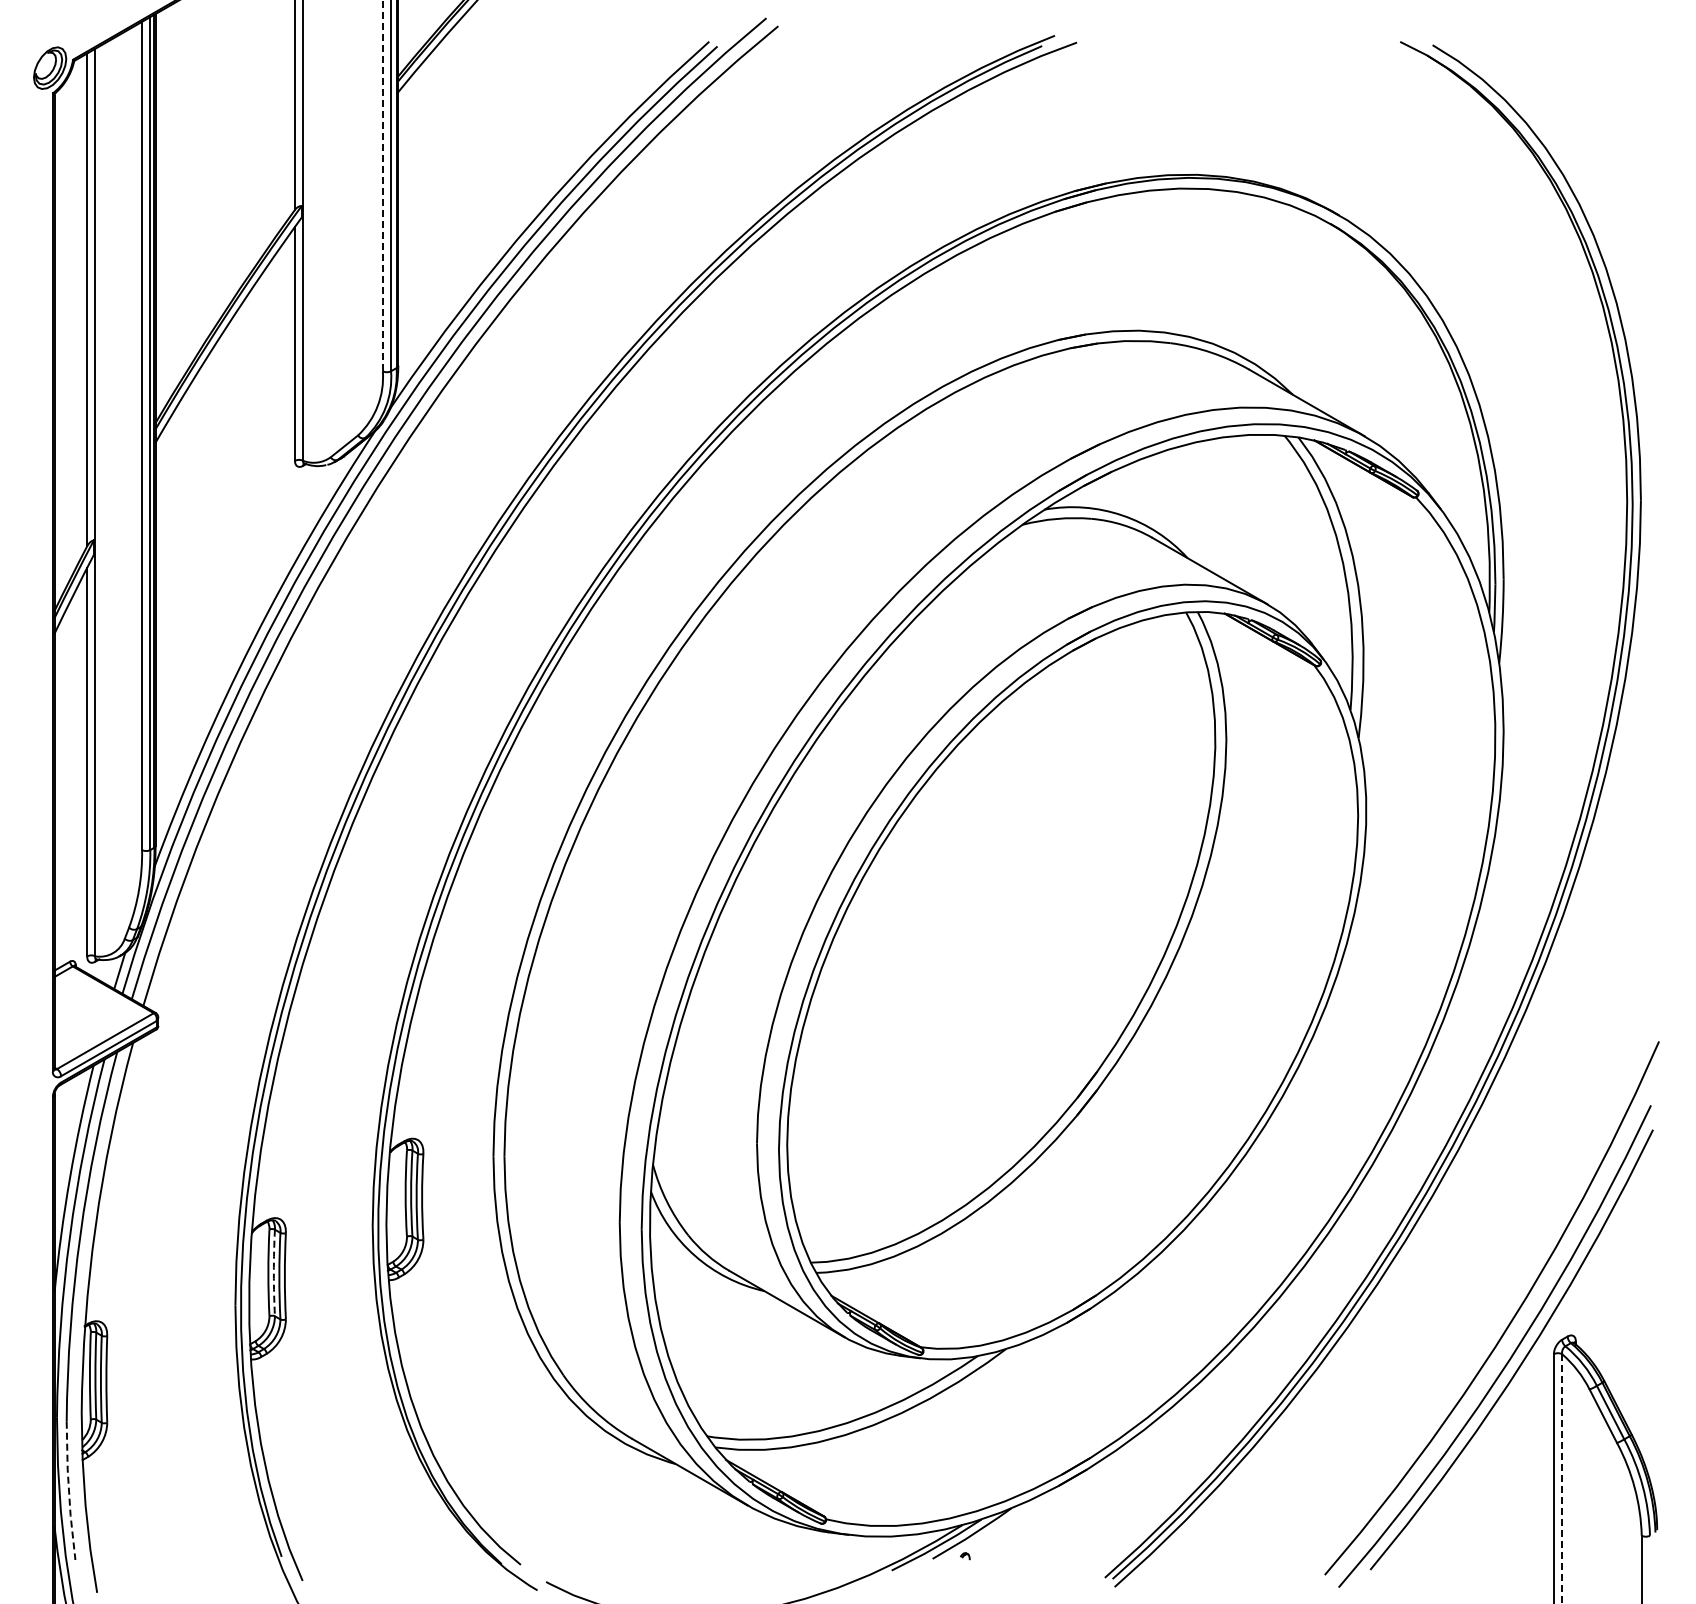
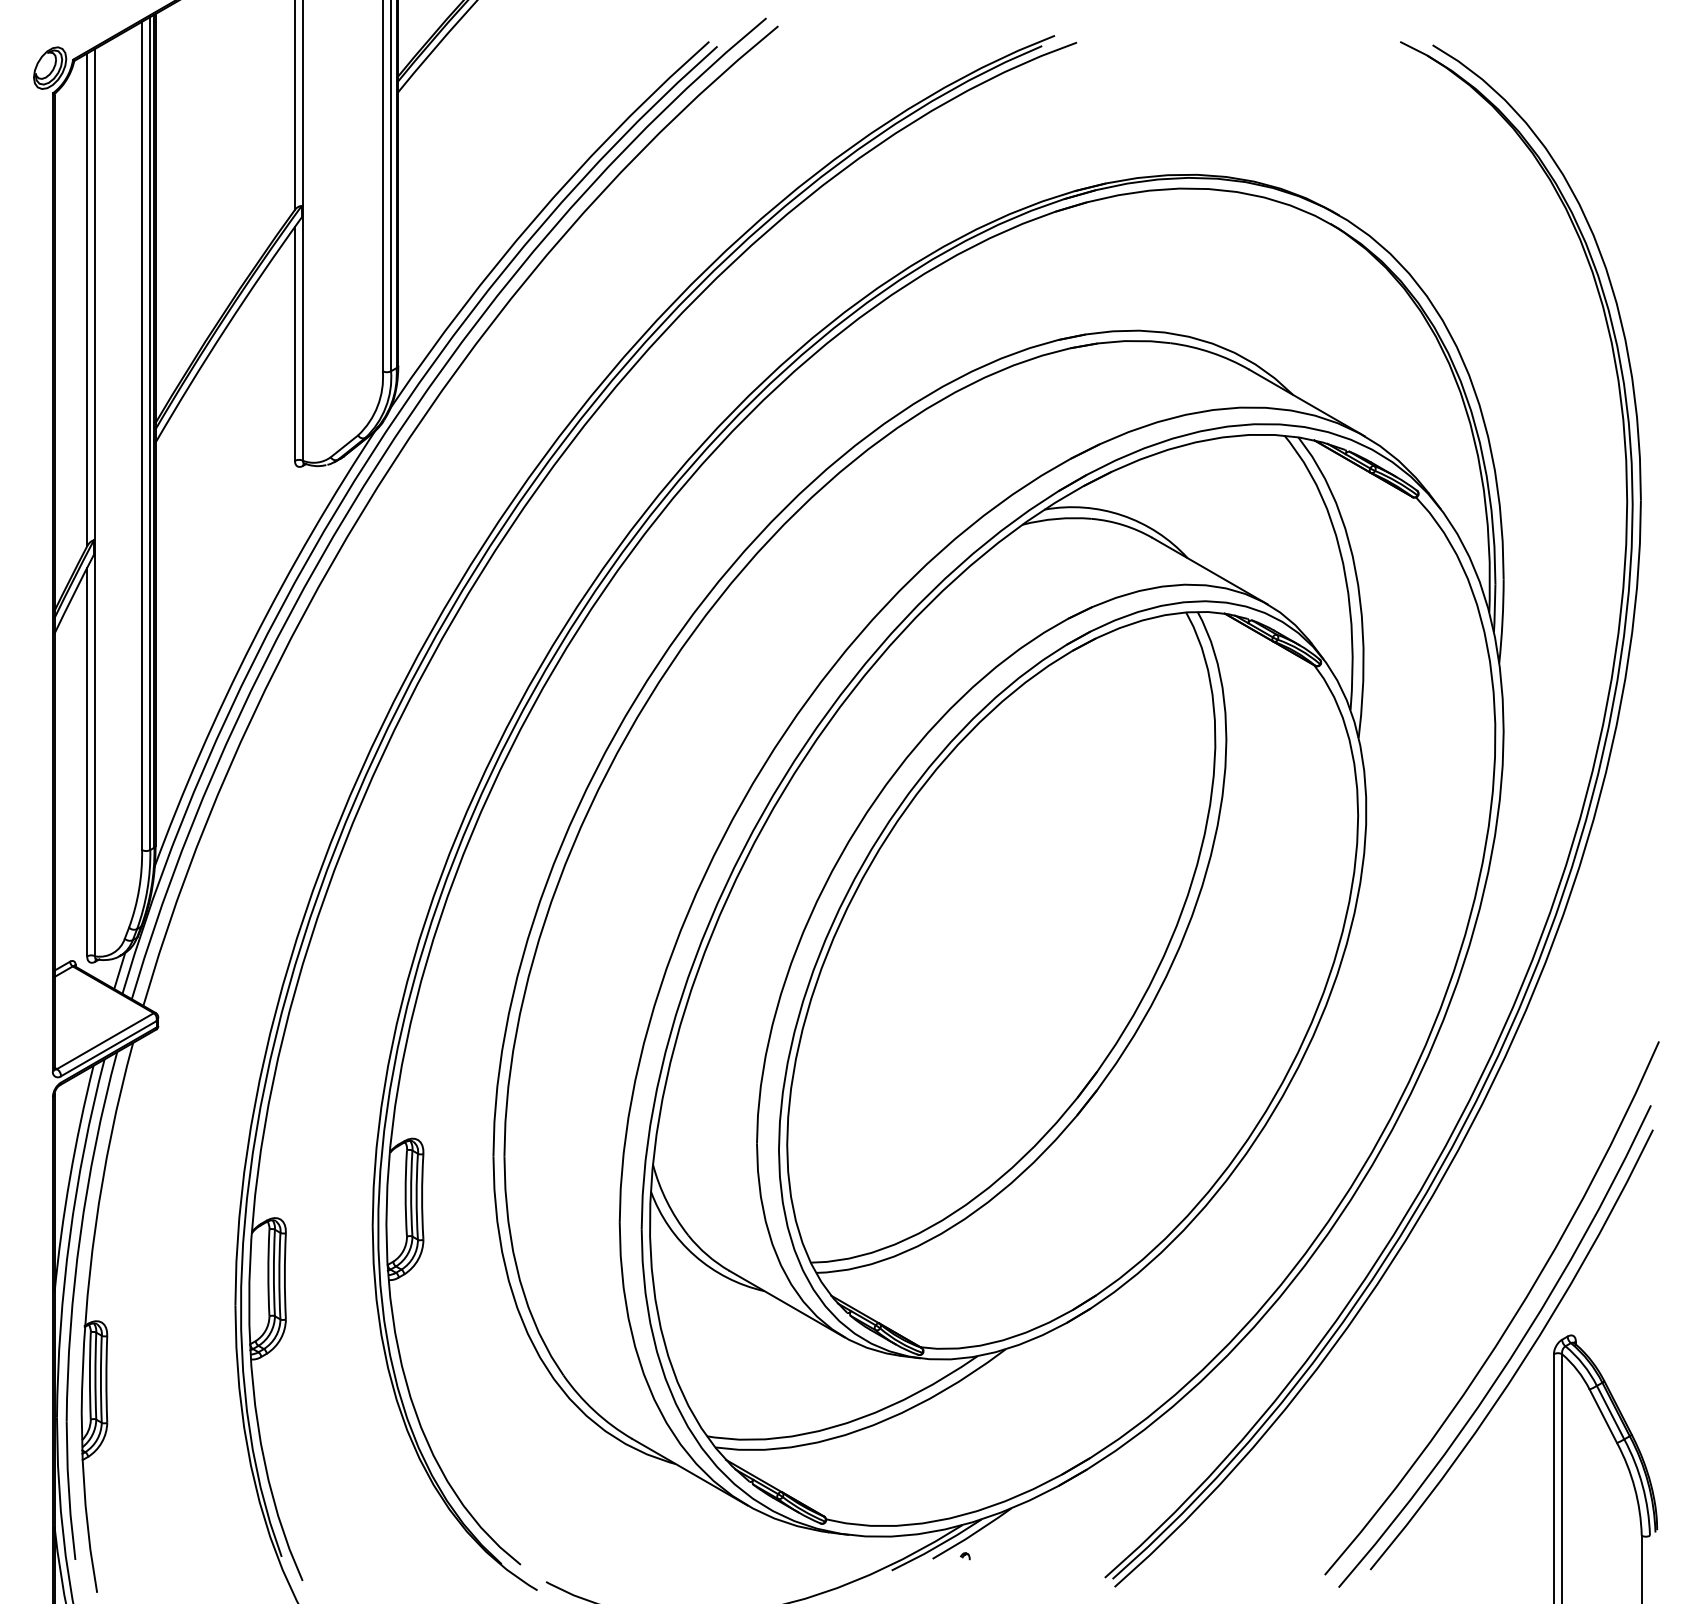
line: dashed -> solid (382, 185)
arc: dashed -> solid (273, 1272)
line: dashed -> solid (1562, 1479)
line: dashed -> solid (69, 1491)
